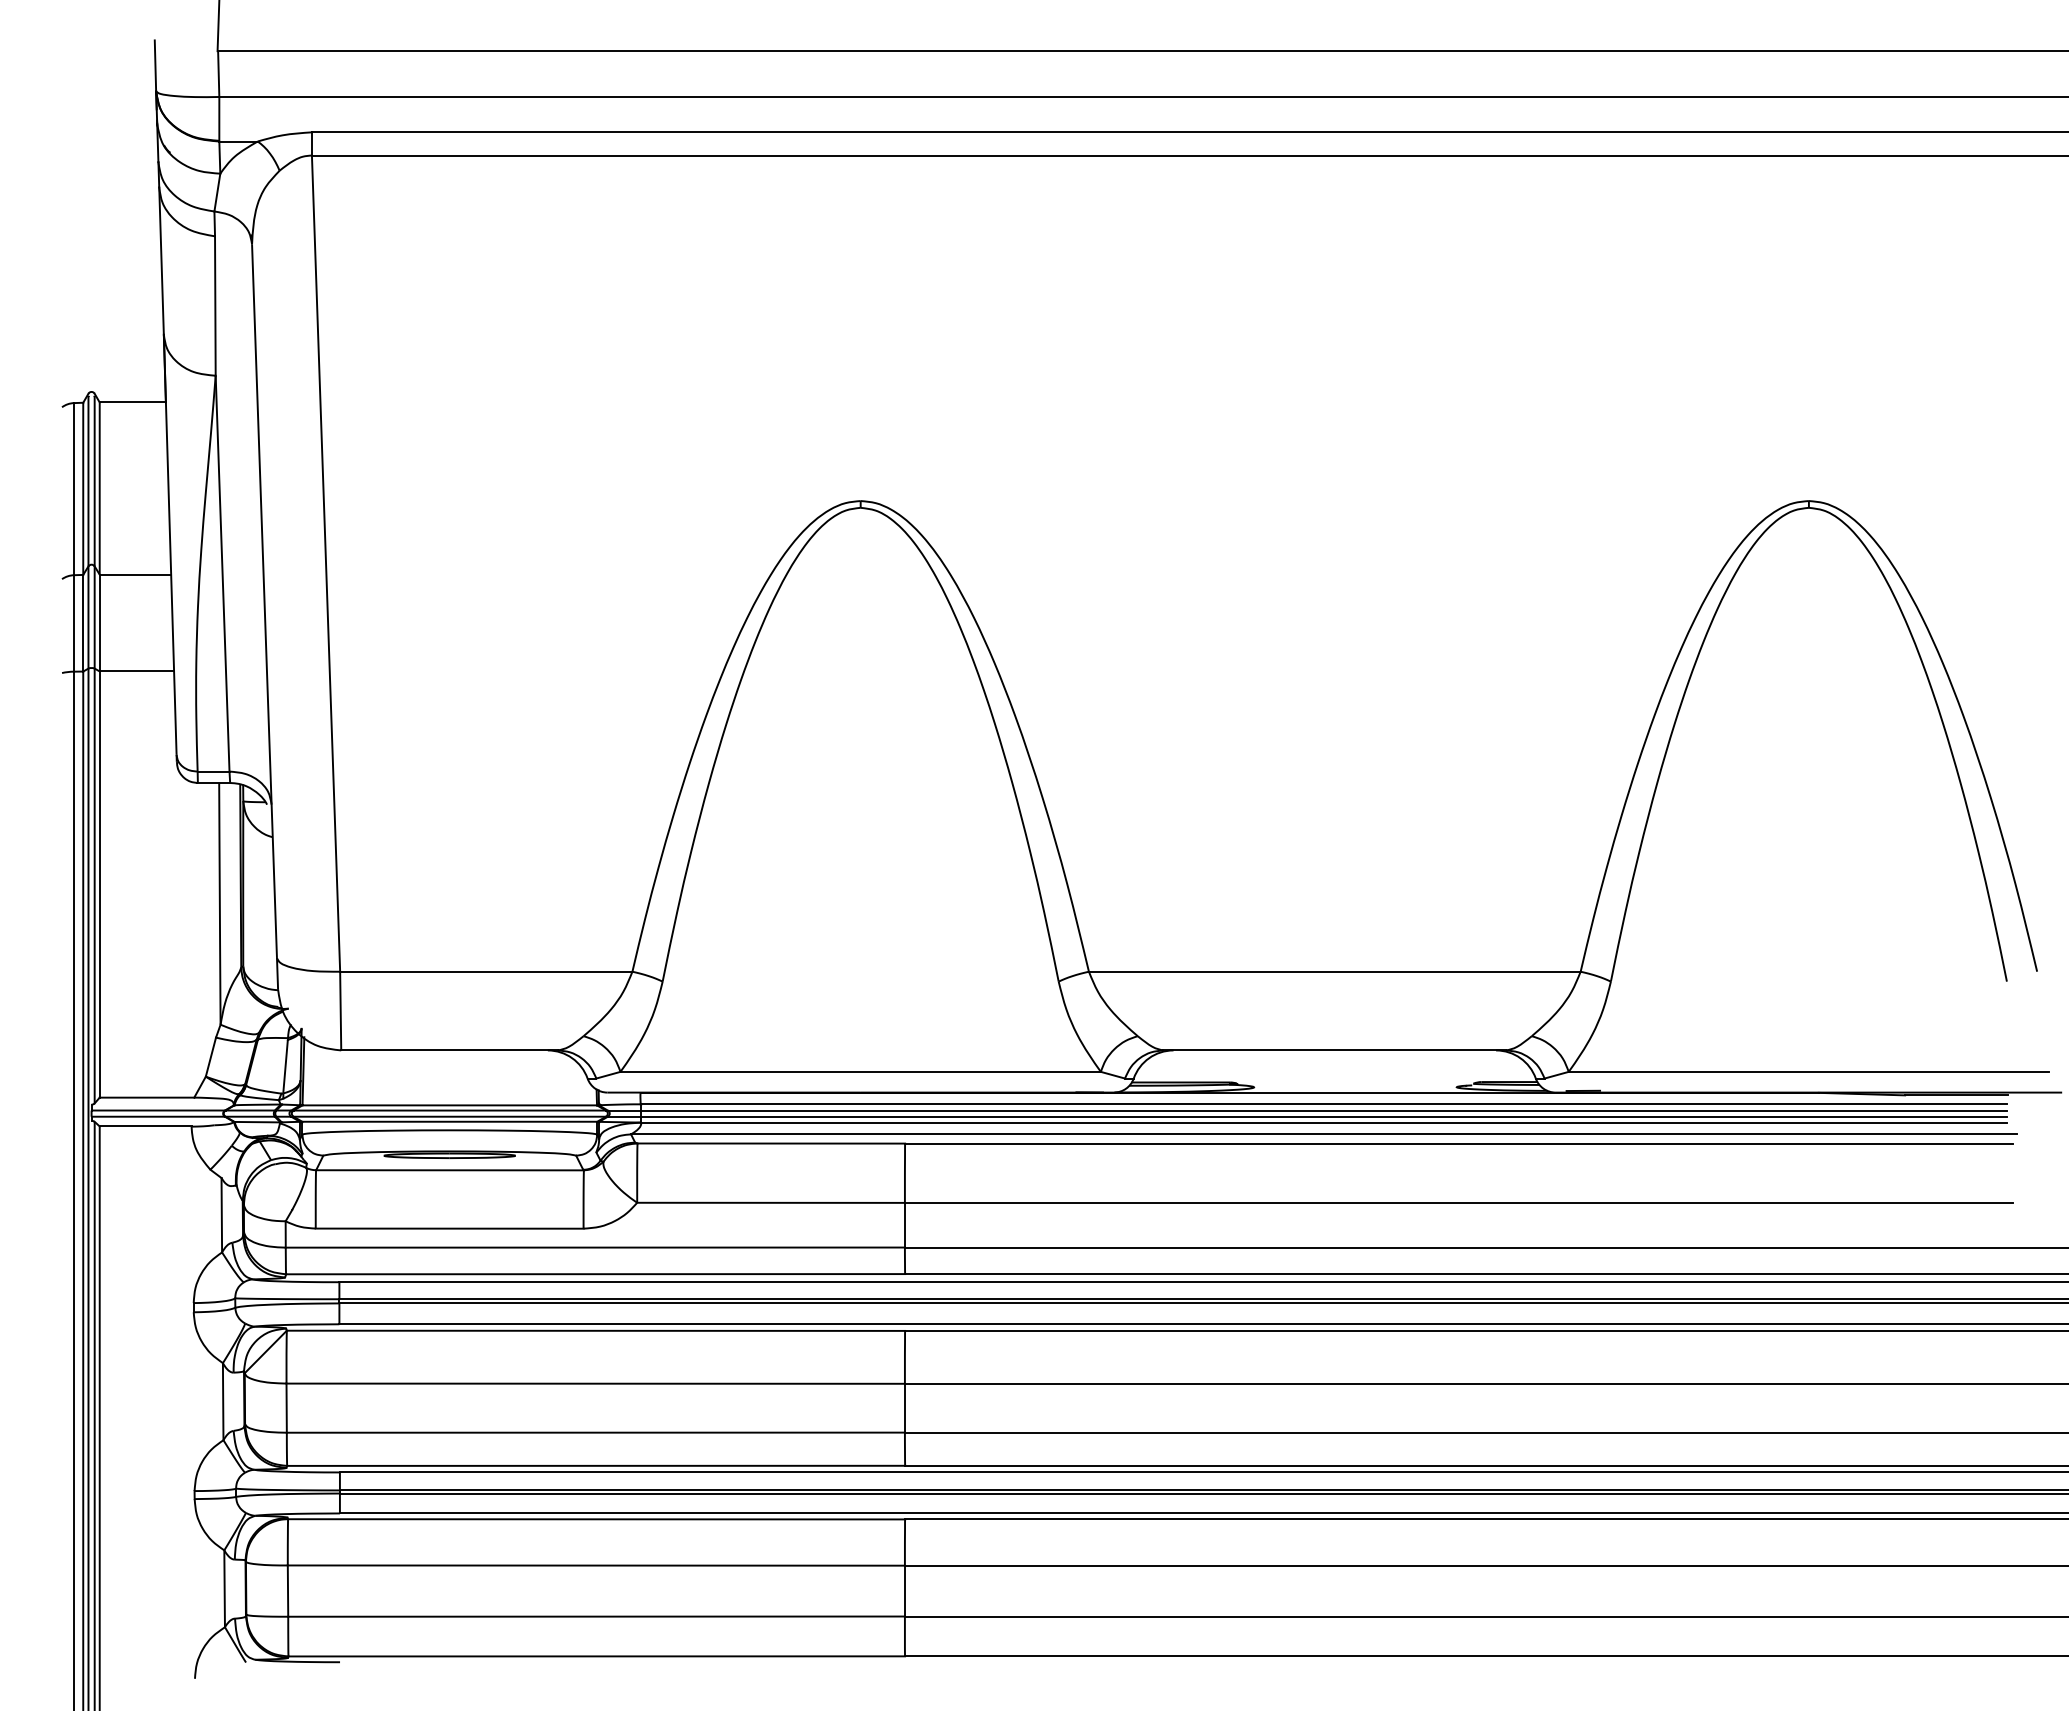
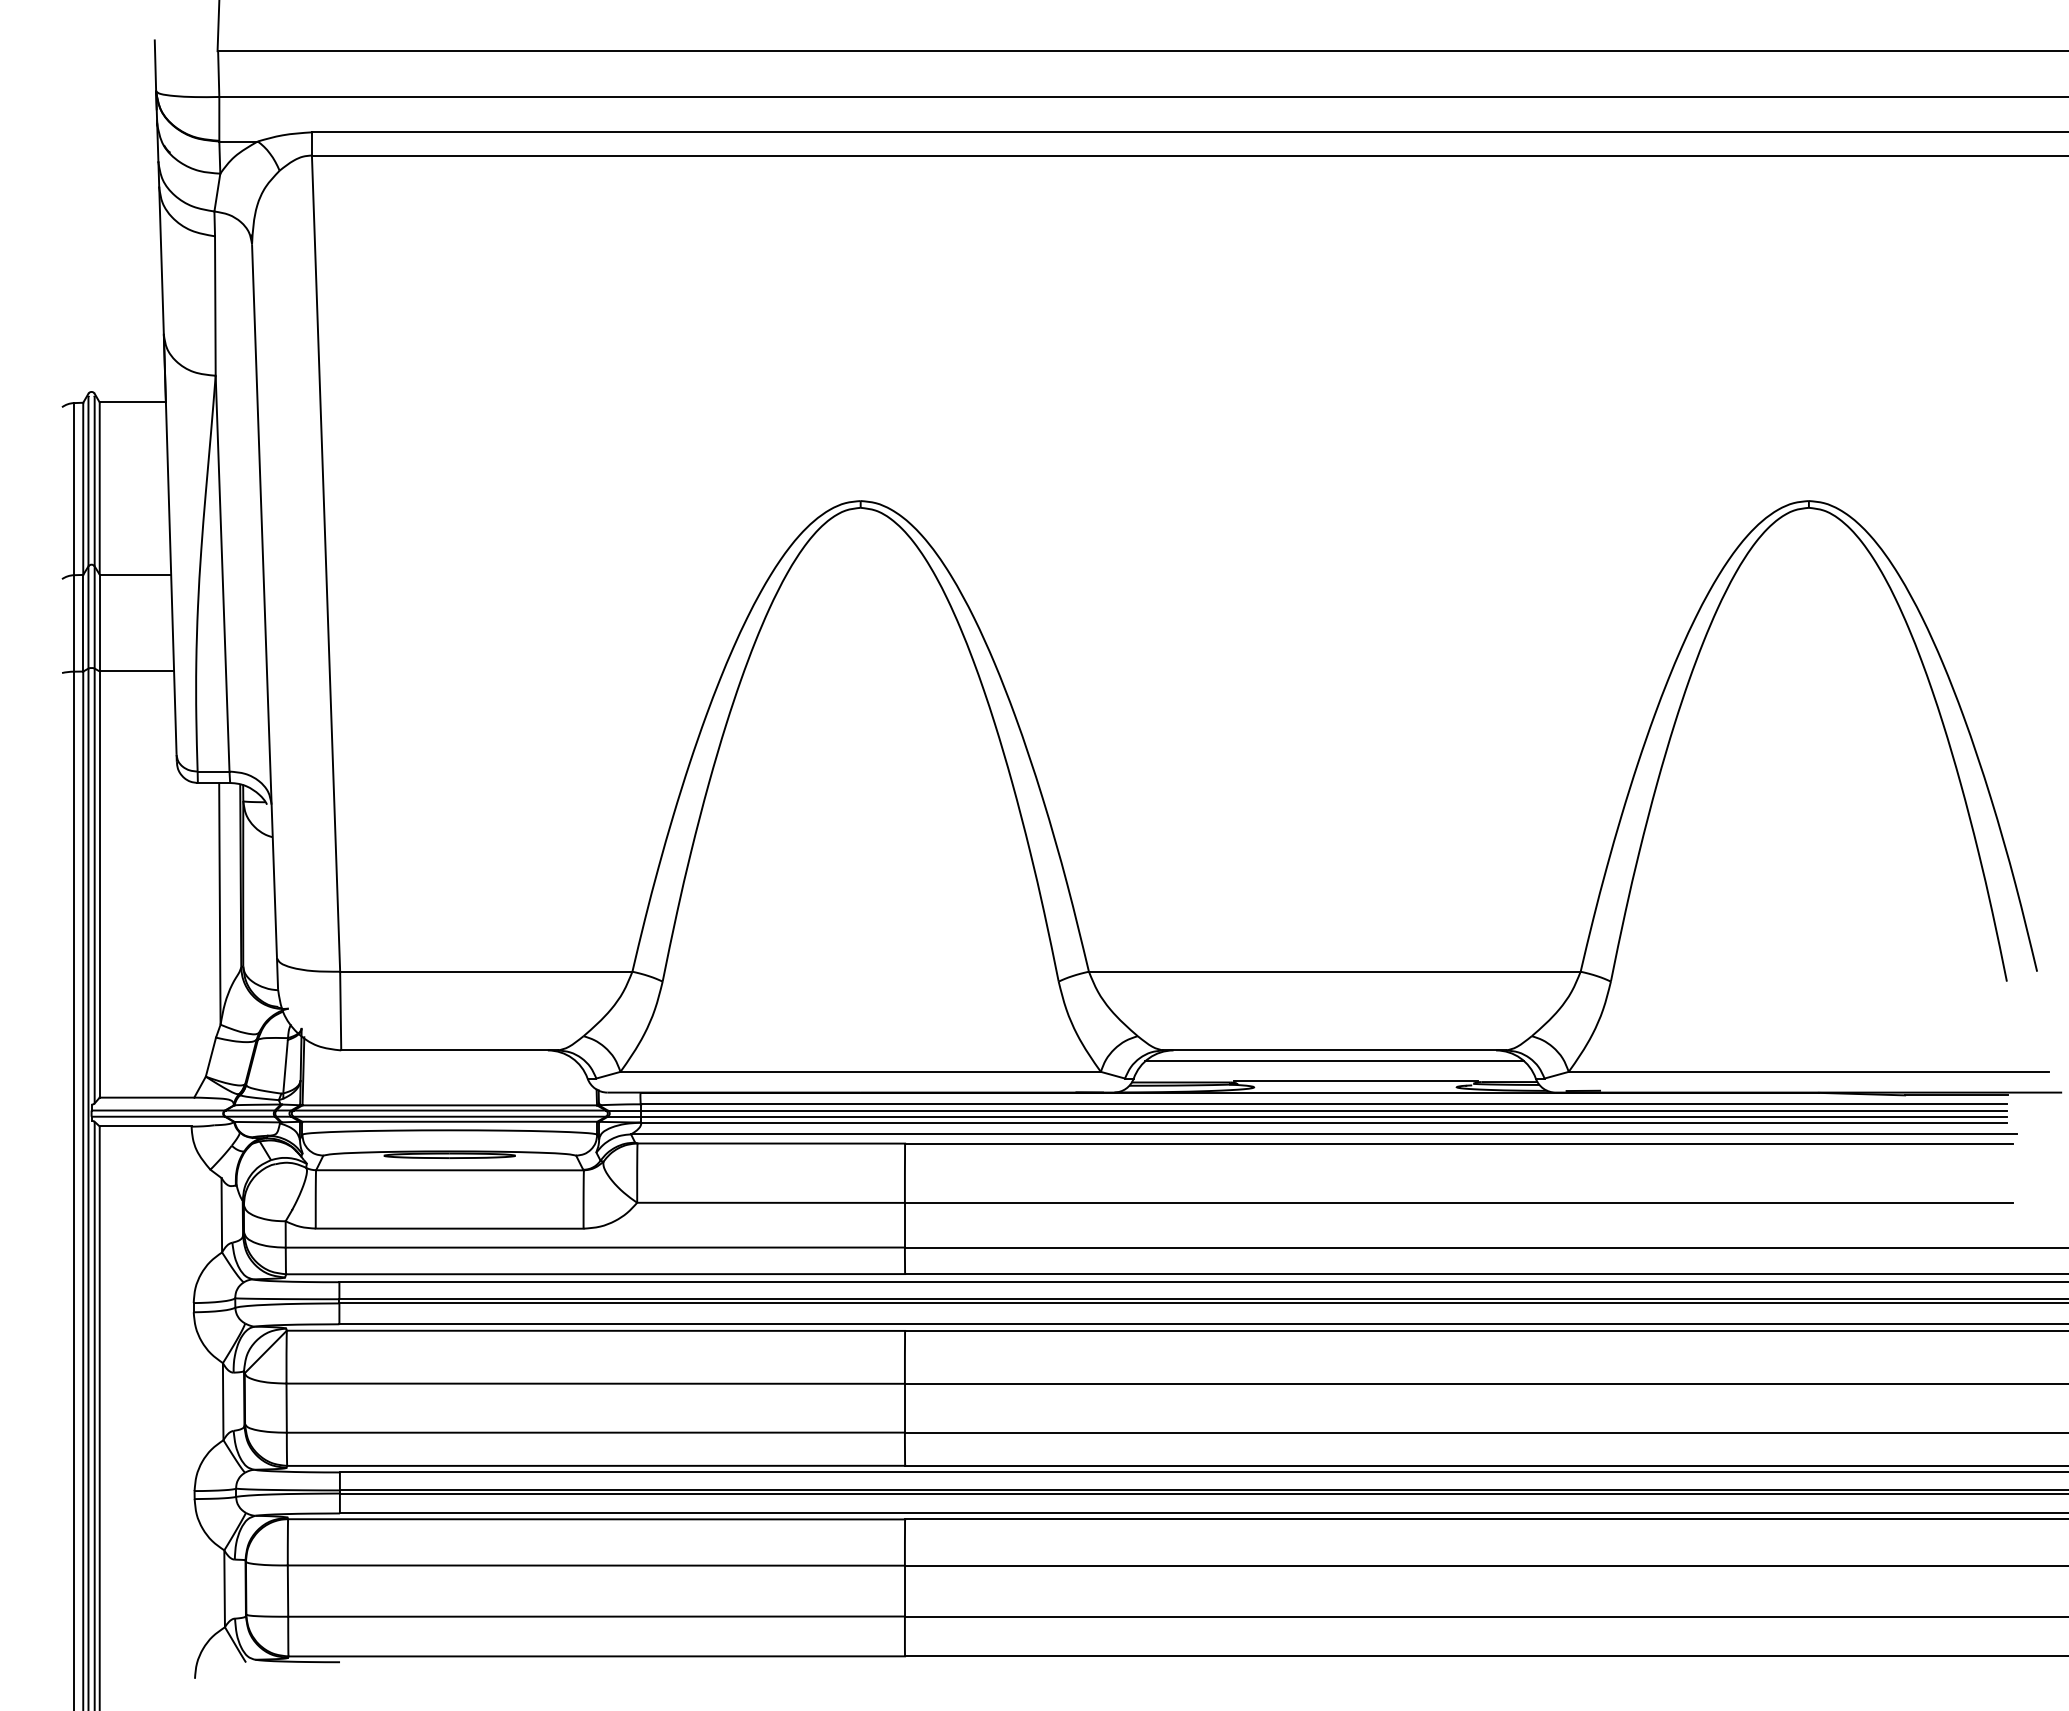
line: none -> present (1334, 1061)
line: none -> present (1355, 1080)
